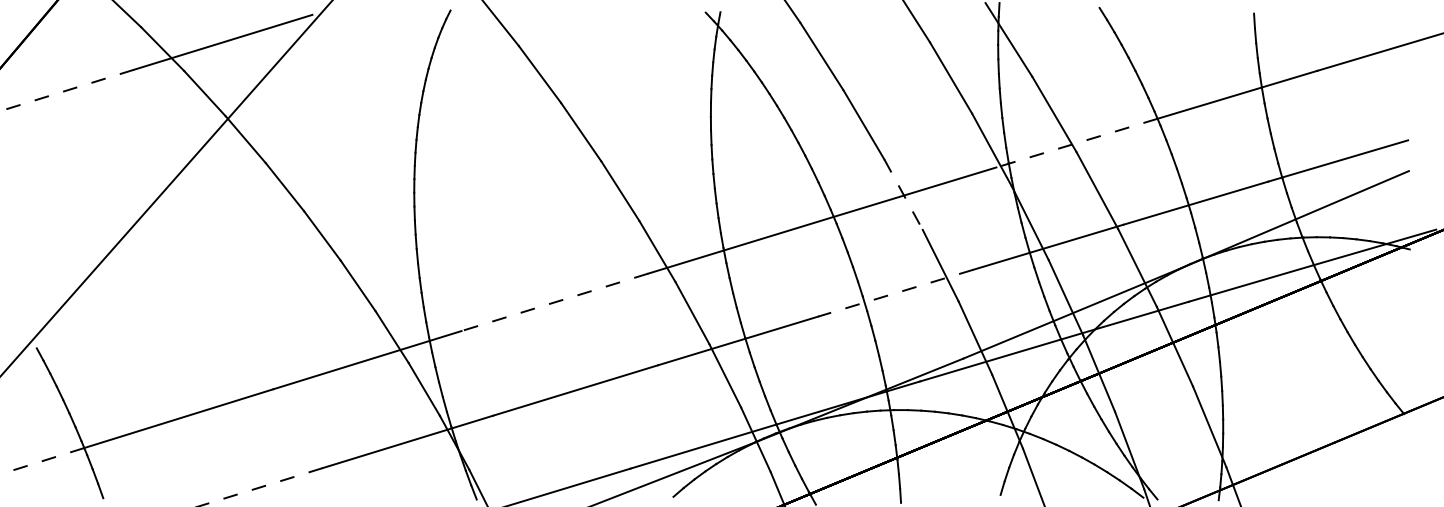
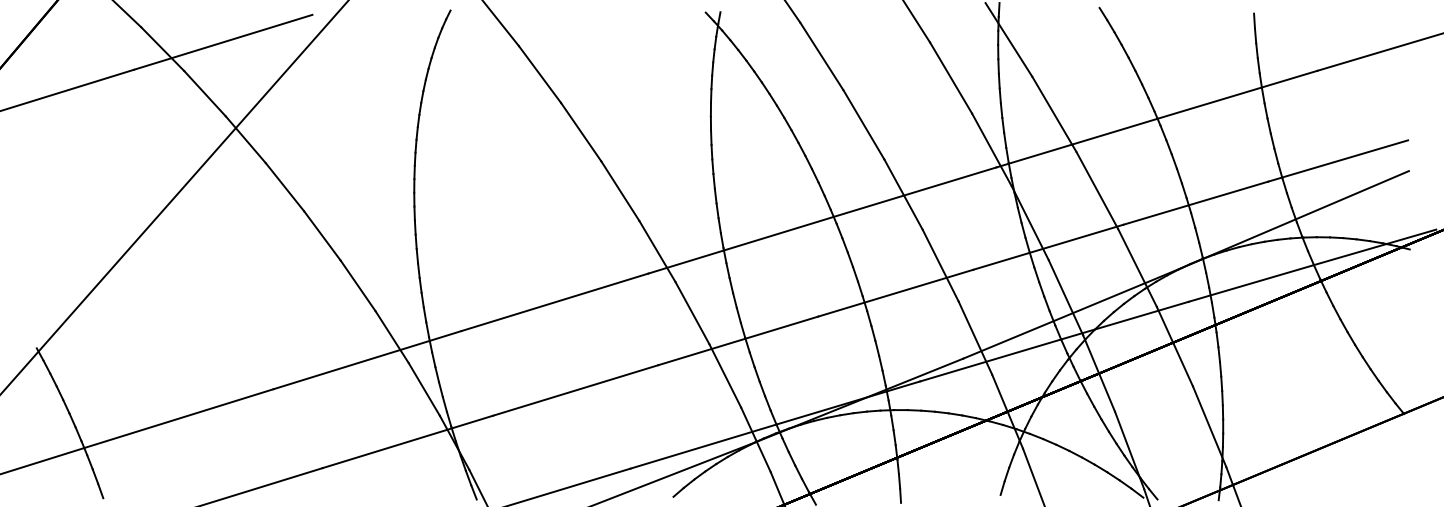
line: dashed -> solid (67, 90)
line: dashed -> solid (1076, 143)
line position: (166, 188) -> (174, 197) (174, 197)
line: dashed -> solid (903, 195)
line: dashed -> solid (895, 293)
line: dashed -> solid (554, 302)
line: dashed -> solid (42, 461)
line: dashed -> solid (259, 487)
